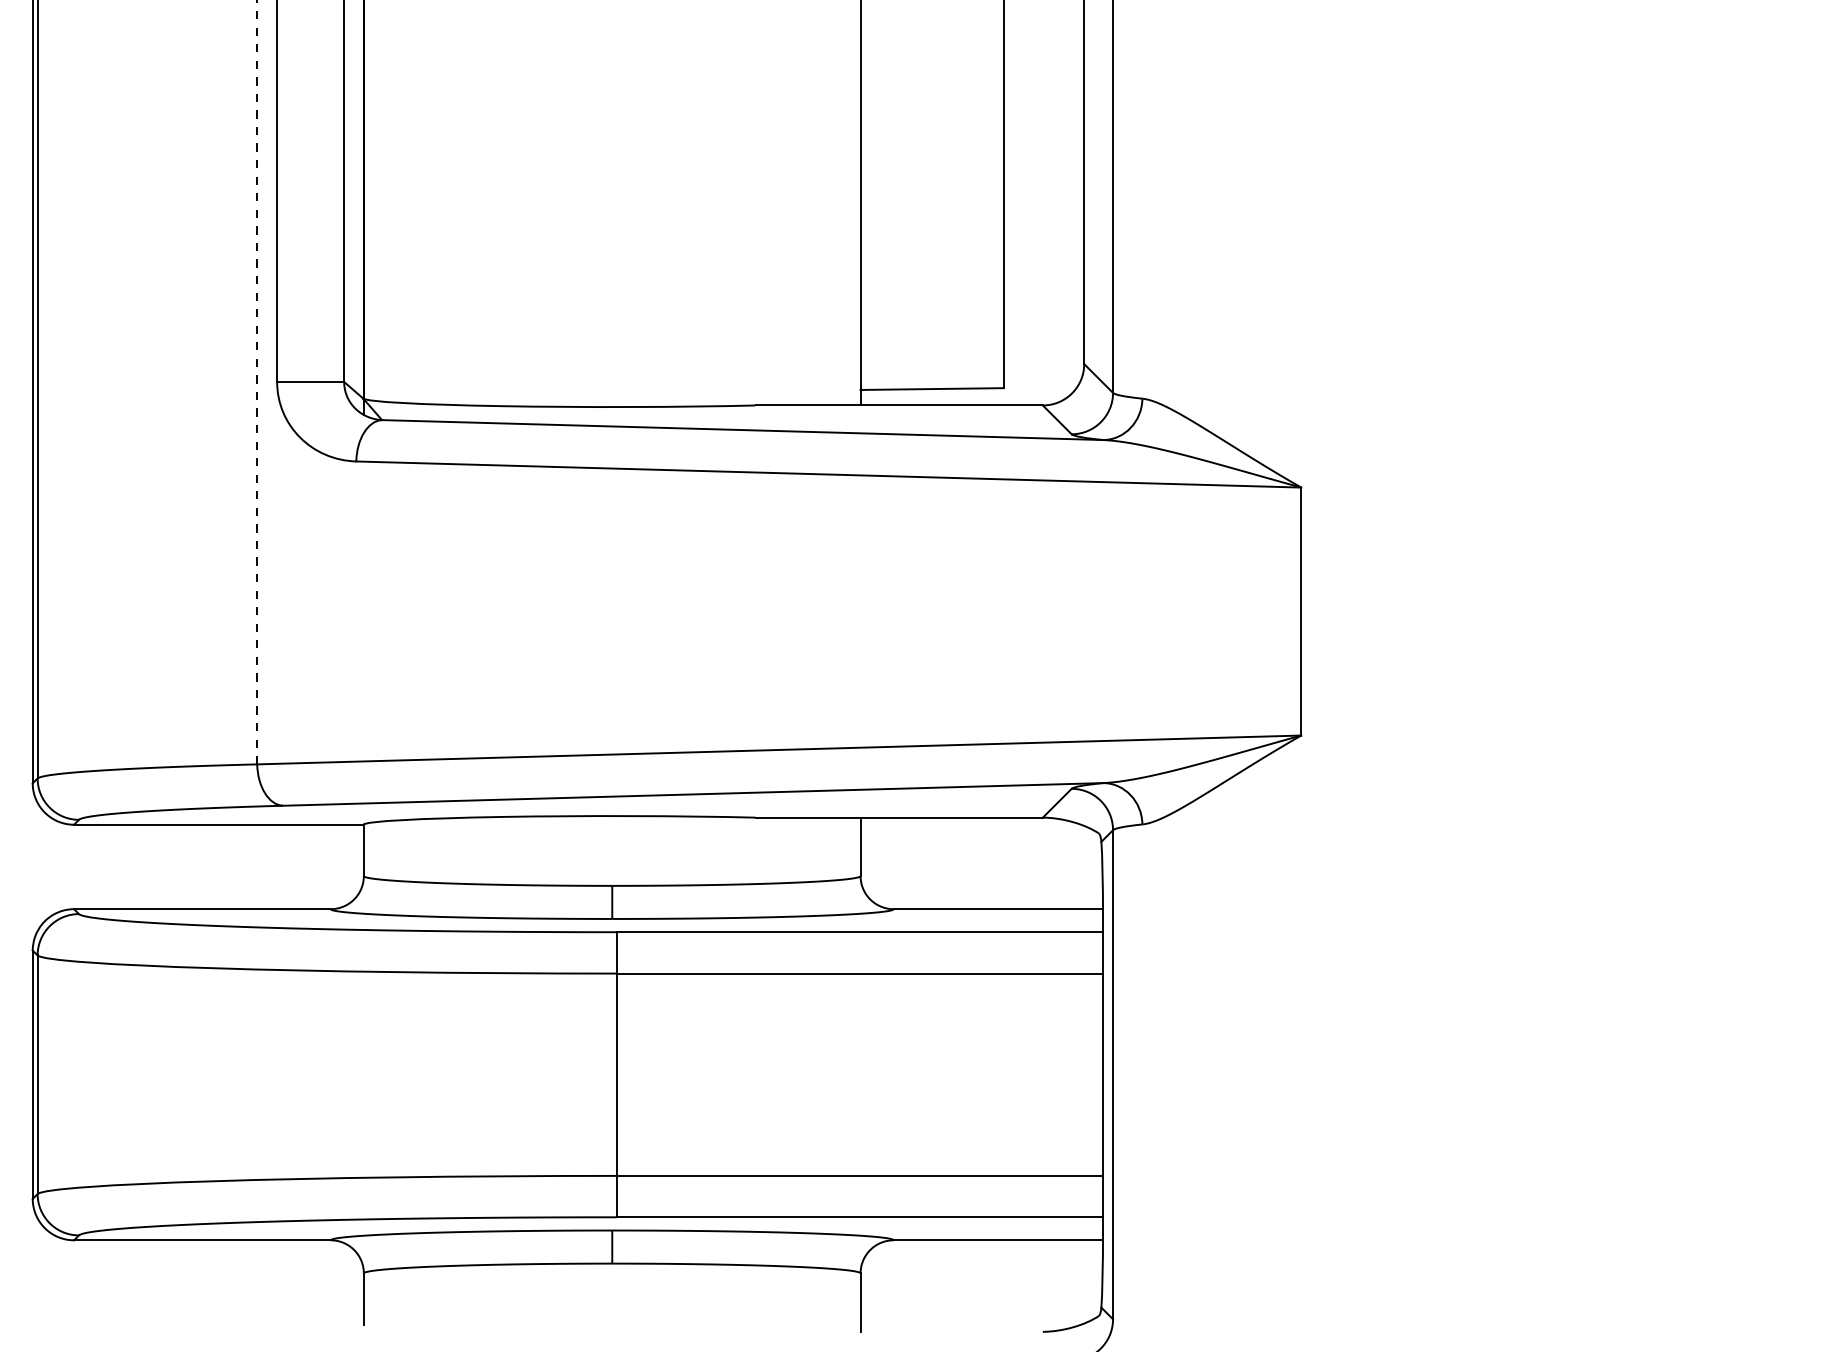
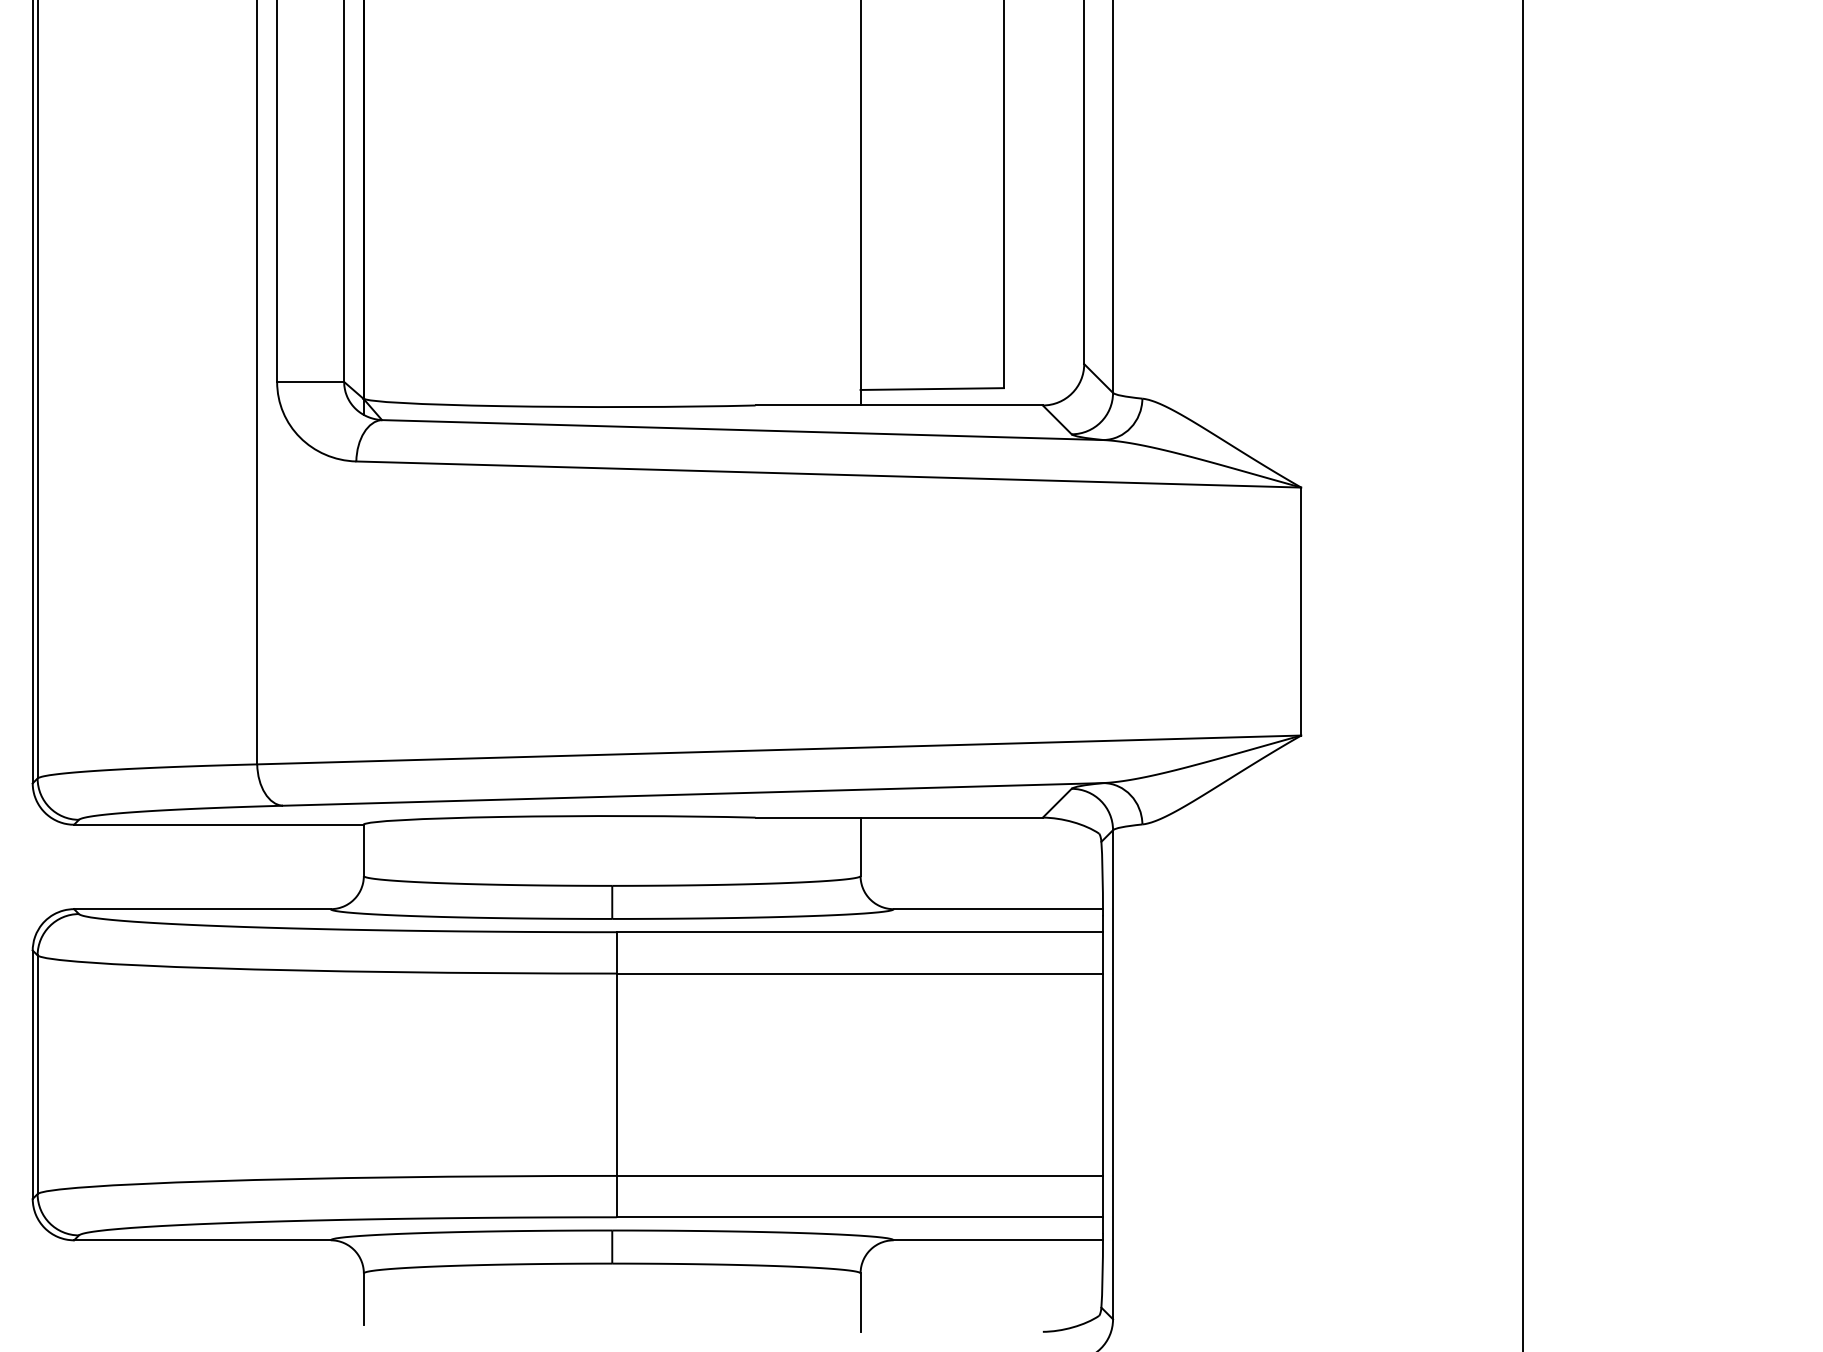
line: dashed -> solid (257, 382)
line: none -> present (1523, 675)
